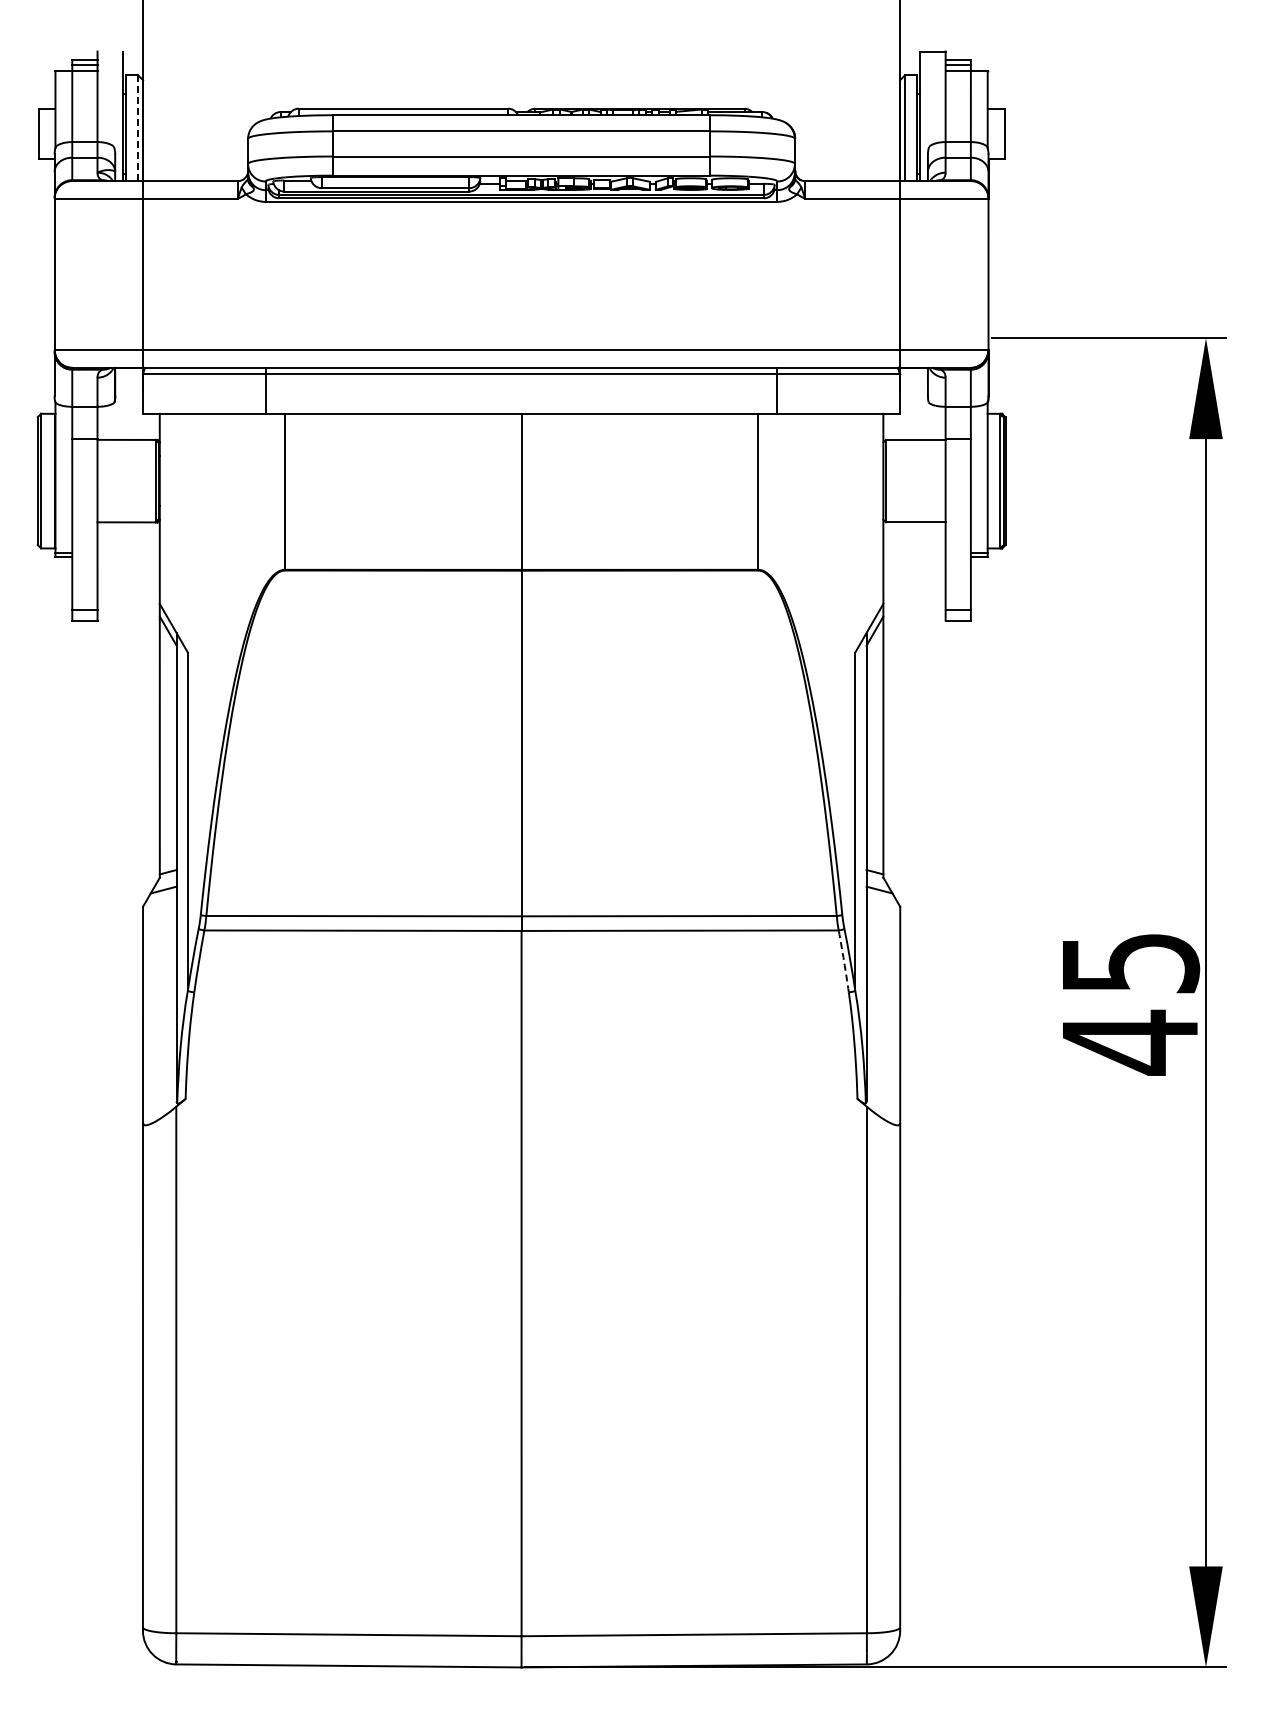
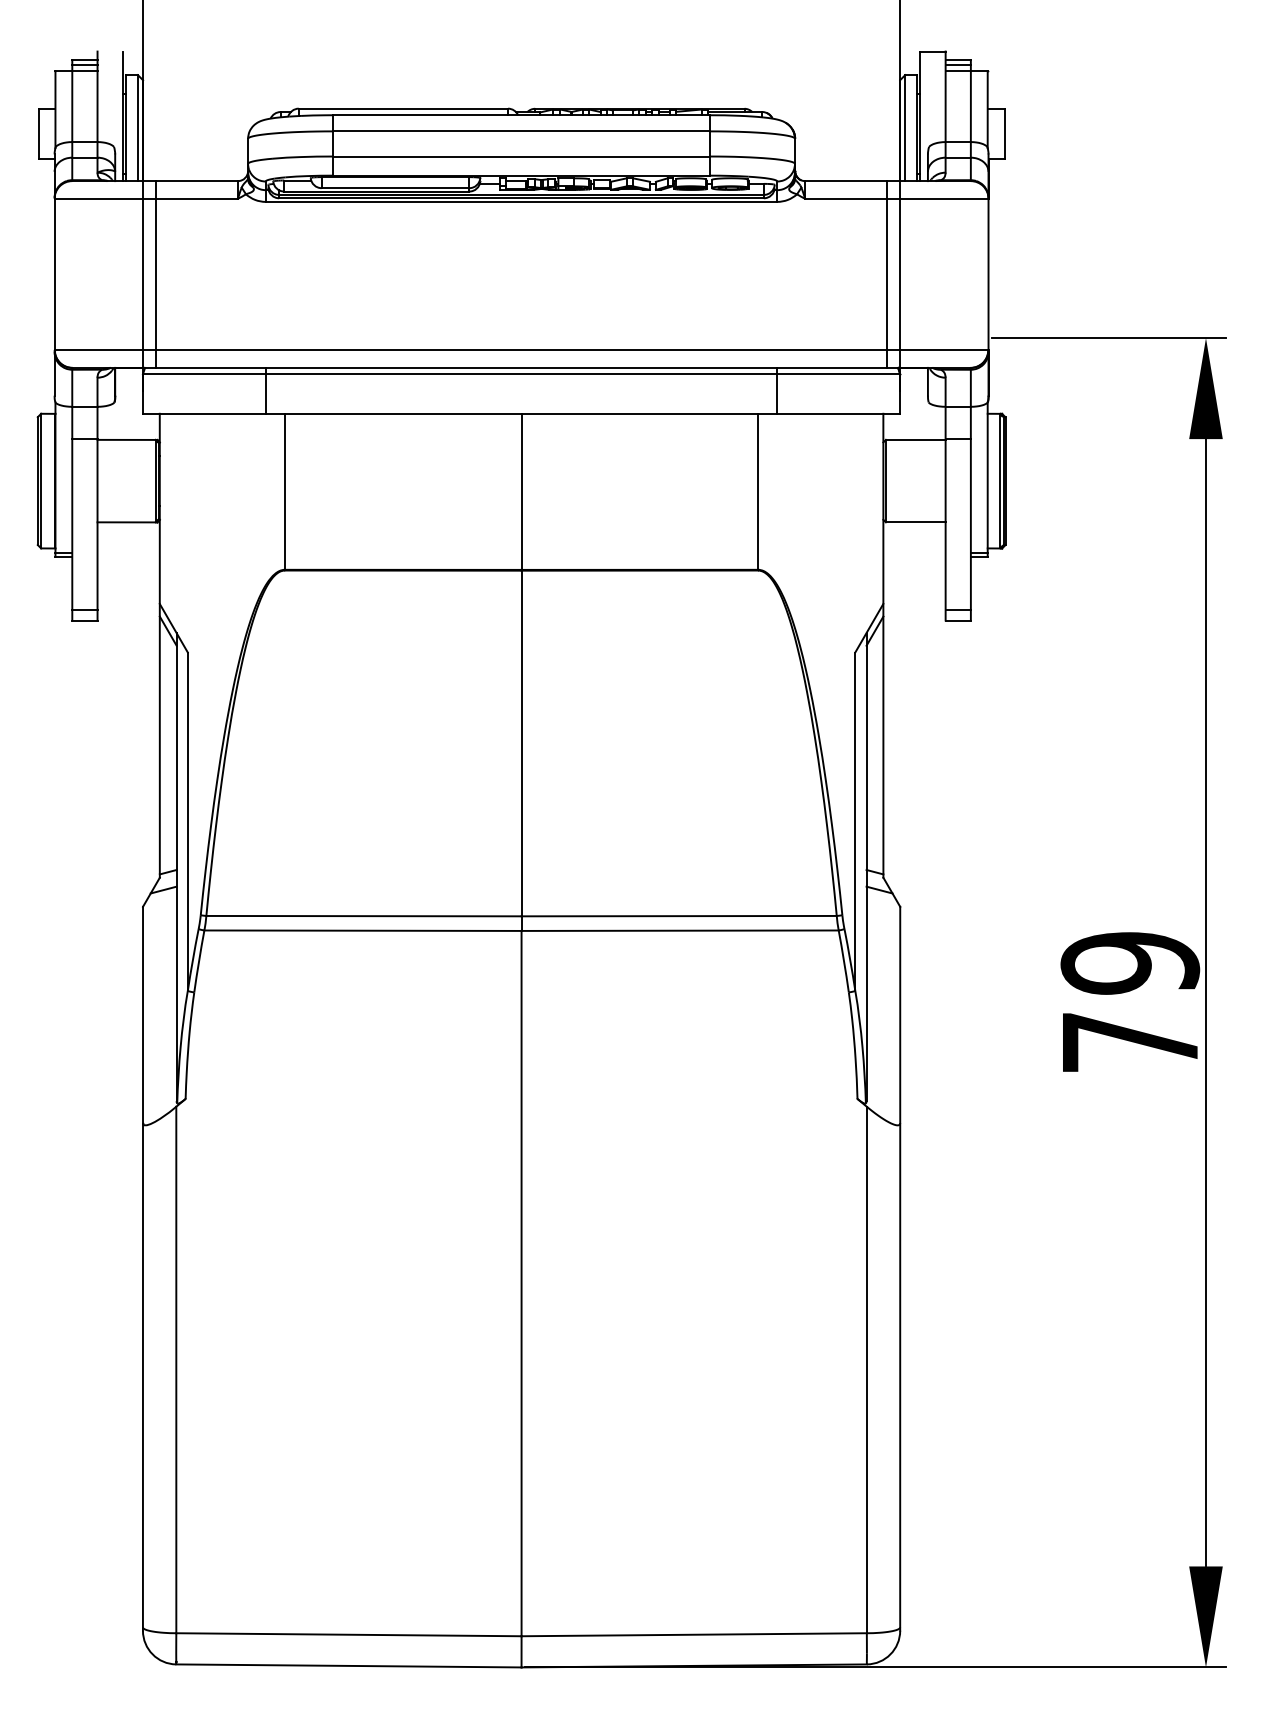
line: dashed -> solid (137, 128)
line: none -> present (156, 274)
line: none -> present (886, 274)
arc: dashed -> solid (844, 961)
text: 45 -> 79 (1129, 1003)
